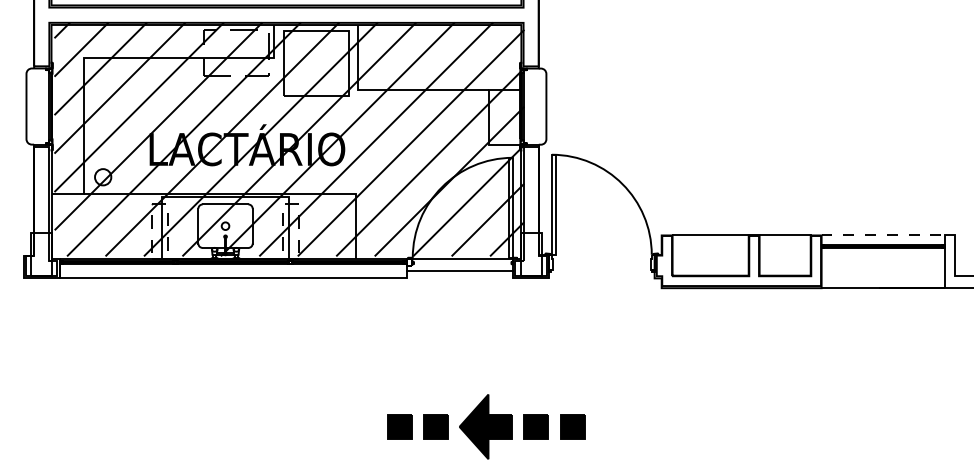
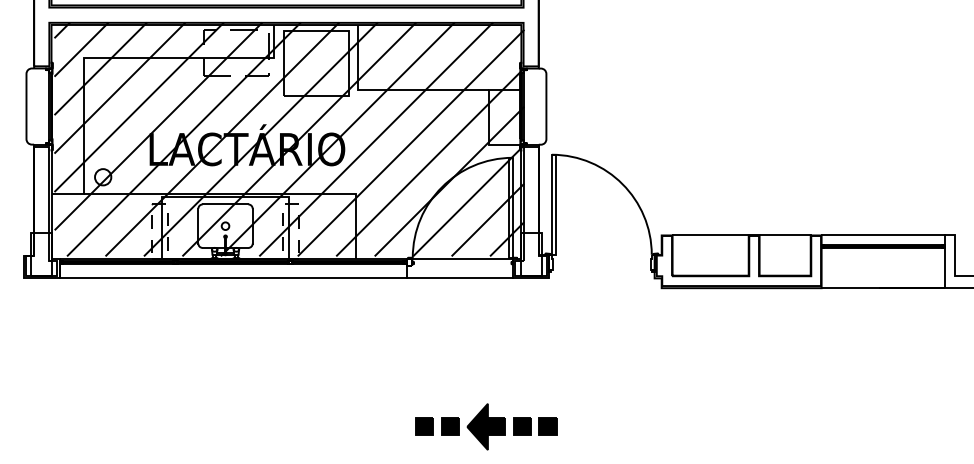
line: dashed -> solid (883, 235)
line position: (459, 271) -> (459, 278) (459, 278)
part size: 199x66 px -> 143x48 px (486, 426)
